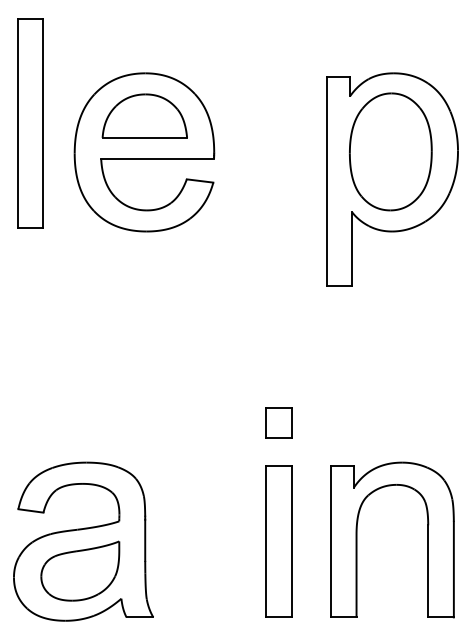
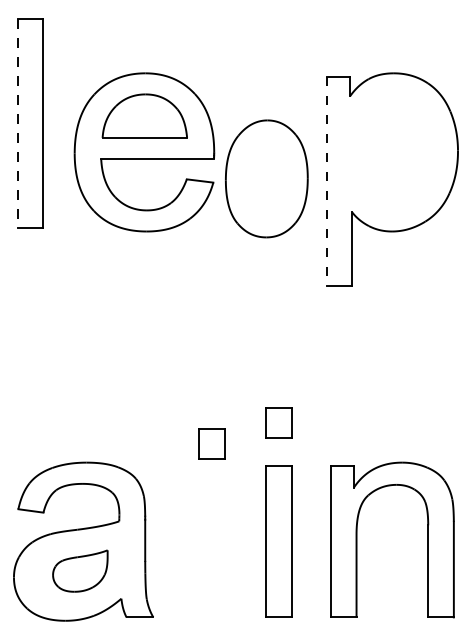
line: solid -> dashed (17, 124)
part position: (390, 151) -> (266, 178) (266, 178)
line: solid -> dashed (326, 181)
part: none -> present (211, 443)
part size: 81x62 px -> 57x44 px (80, 570)
